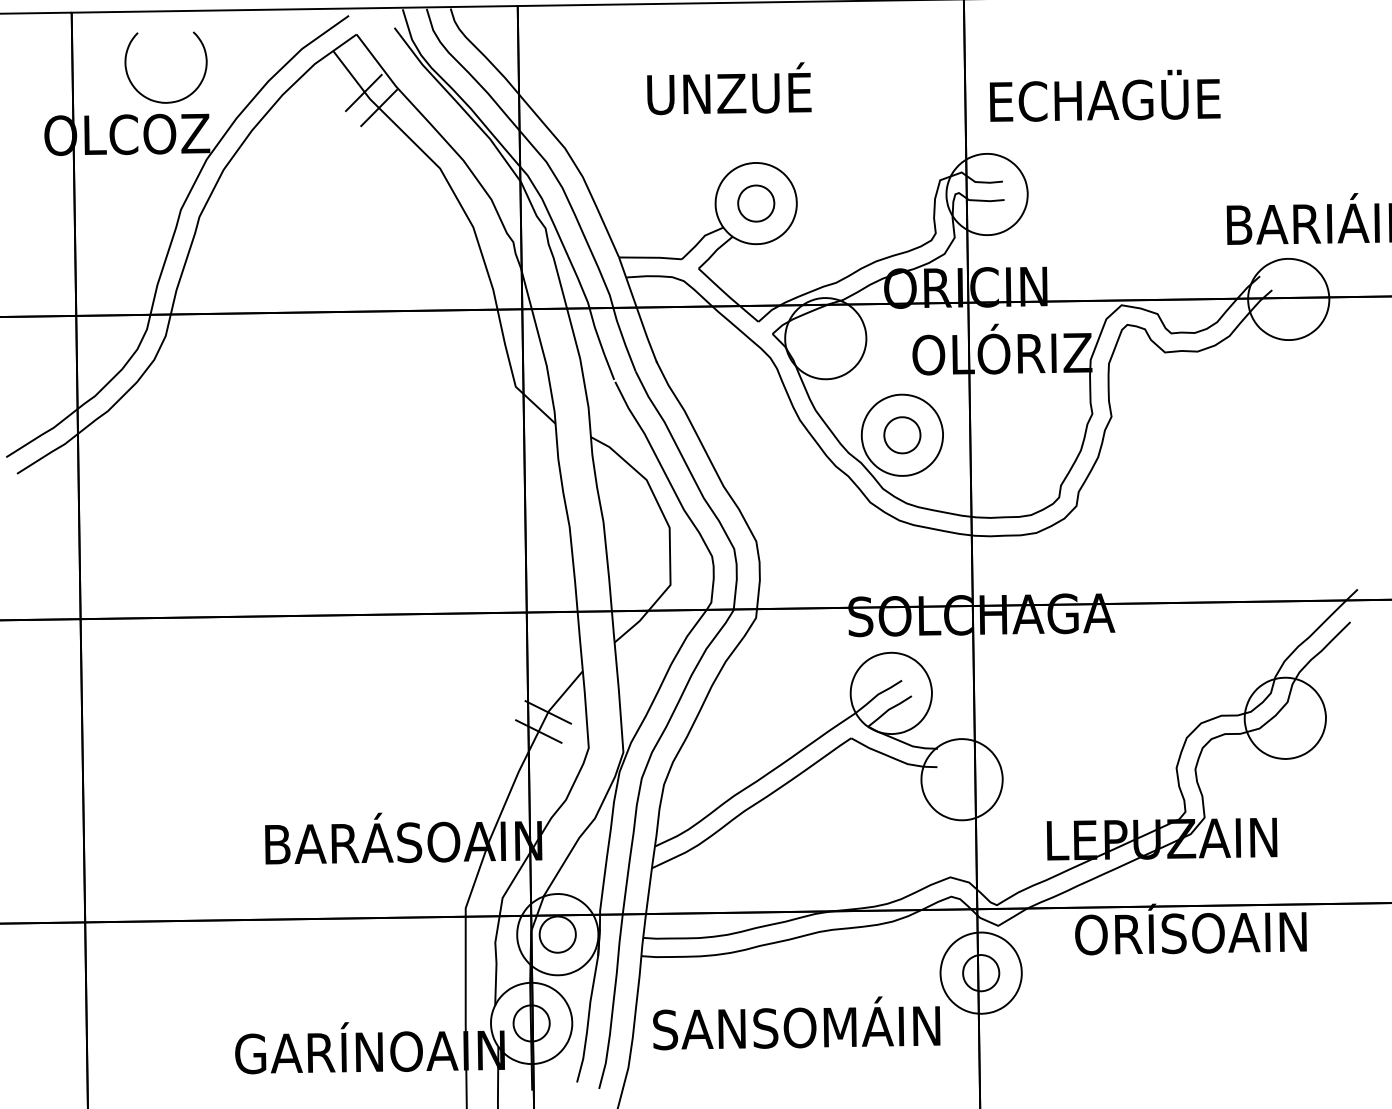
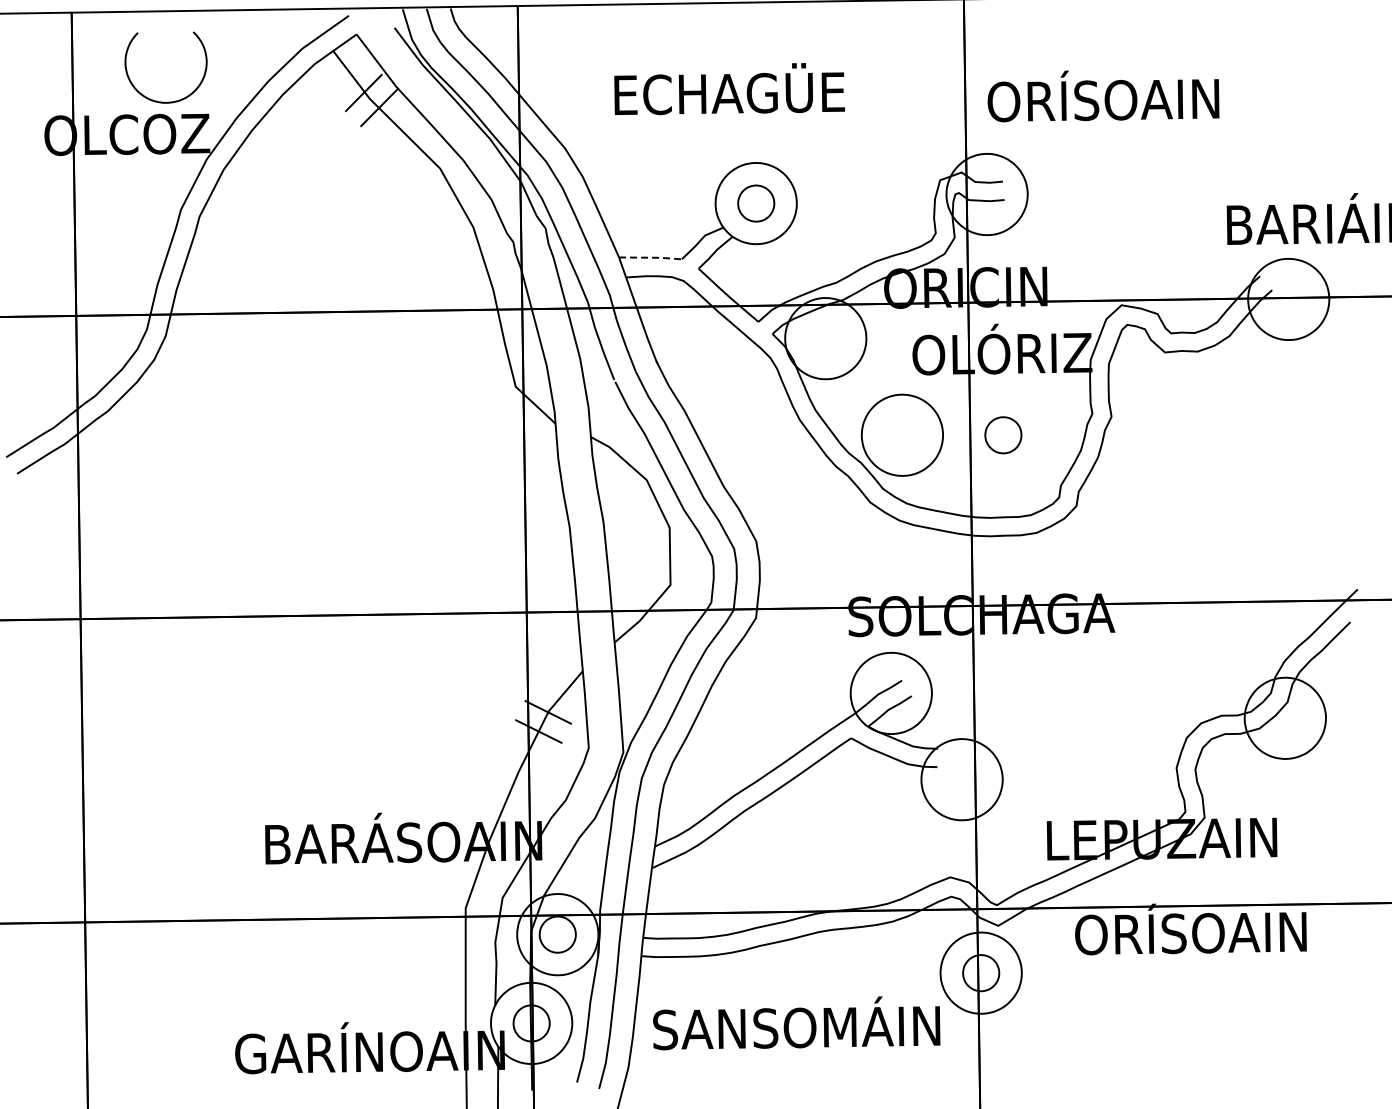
text: UNZUÉ -> ECHAGÜE (729, 88)
text: ECHAGÜE -> ORÍSOAIN (1103, 95)
line: solid -> dashed (651, 257)
part position: (902, 435) -> (1003, 435) (1003, 435)
